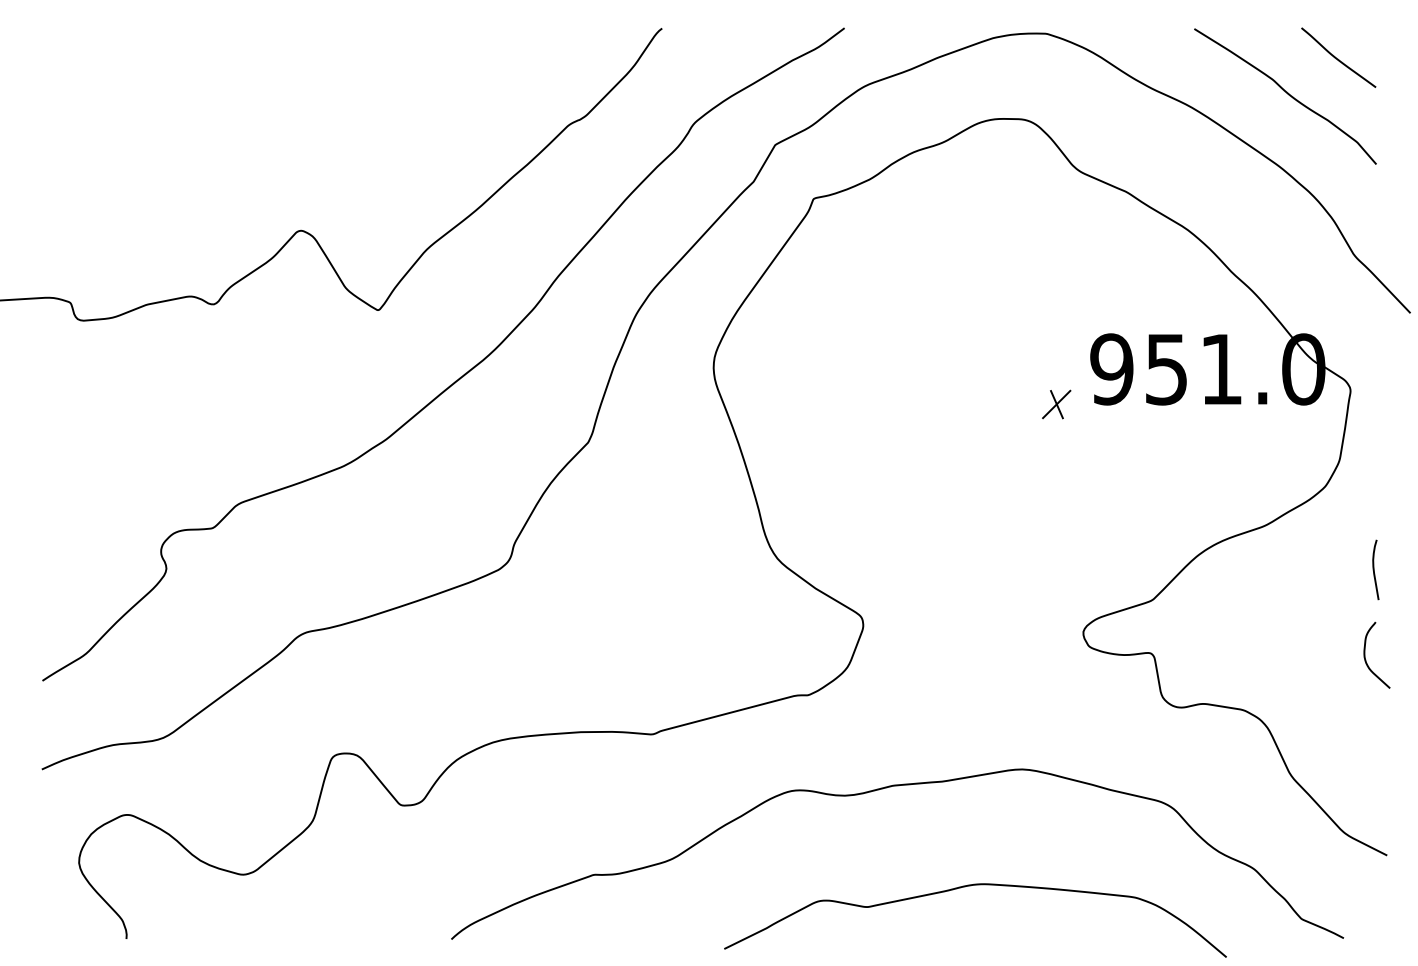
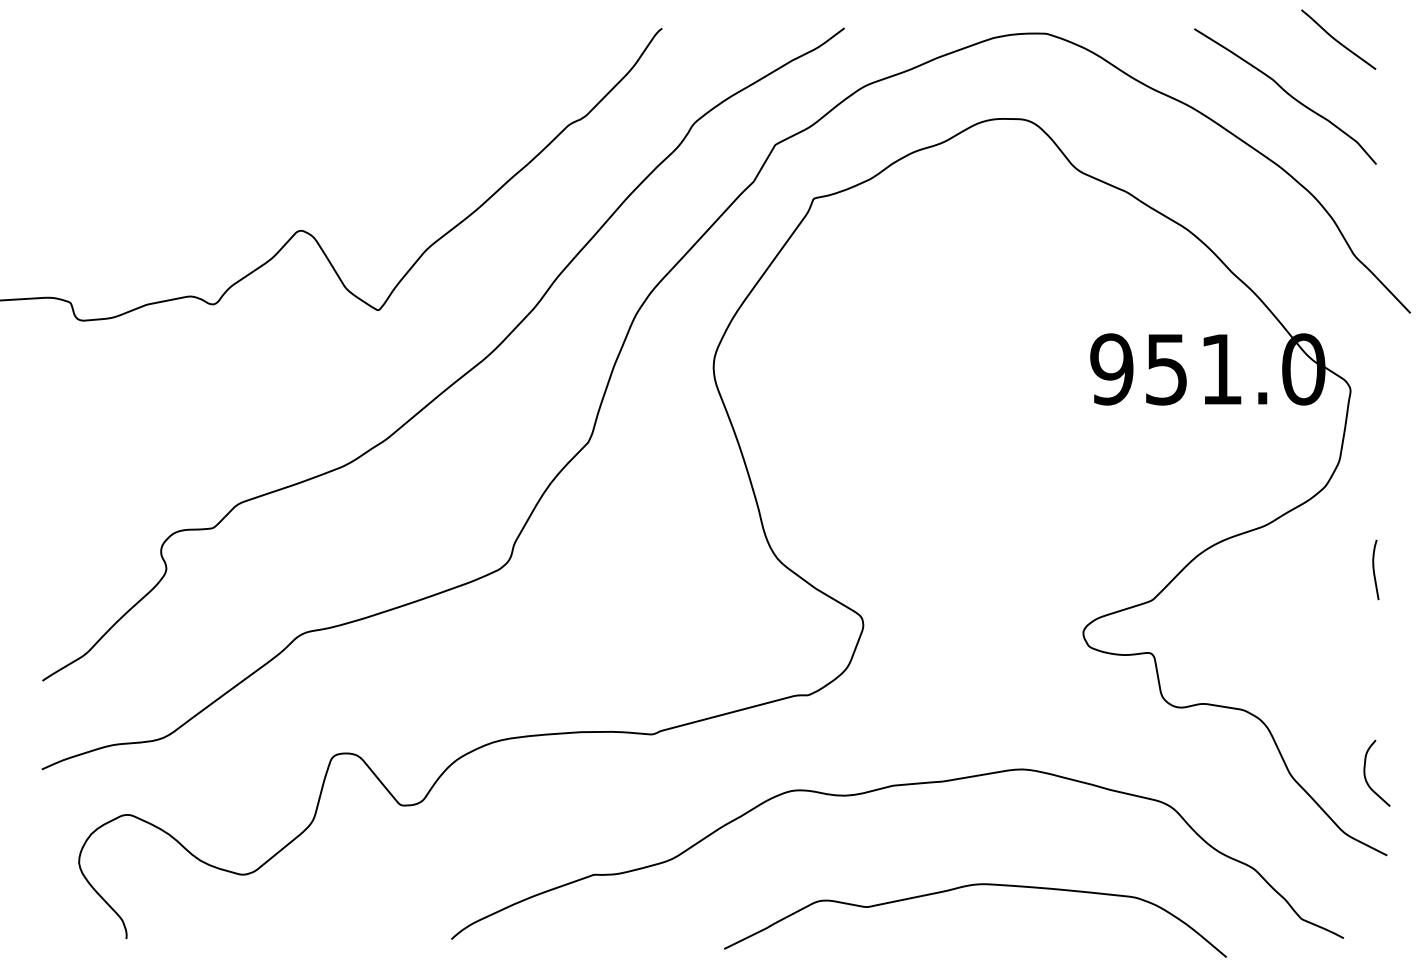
curve position: (1338, 58) -> (1338, 40) (1338, 40)
part: present -> none (1056, 404)
curve position: (1365, 654) -> (1365, 772) (1365, 772)
